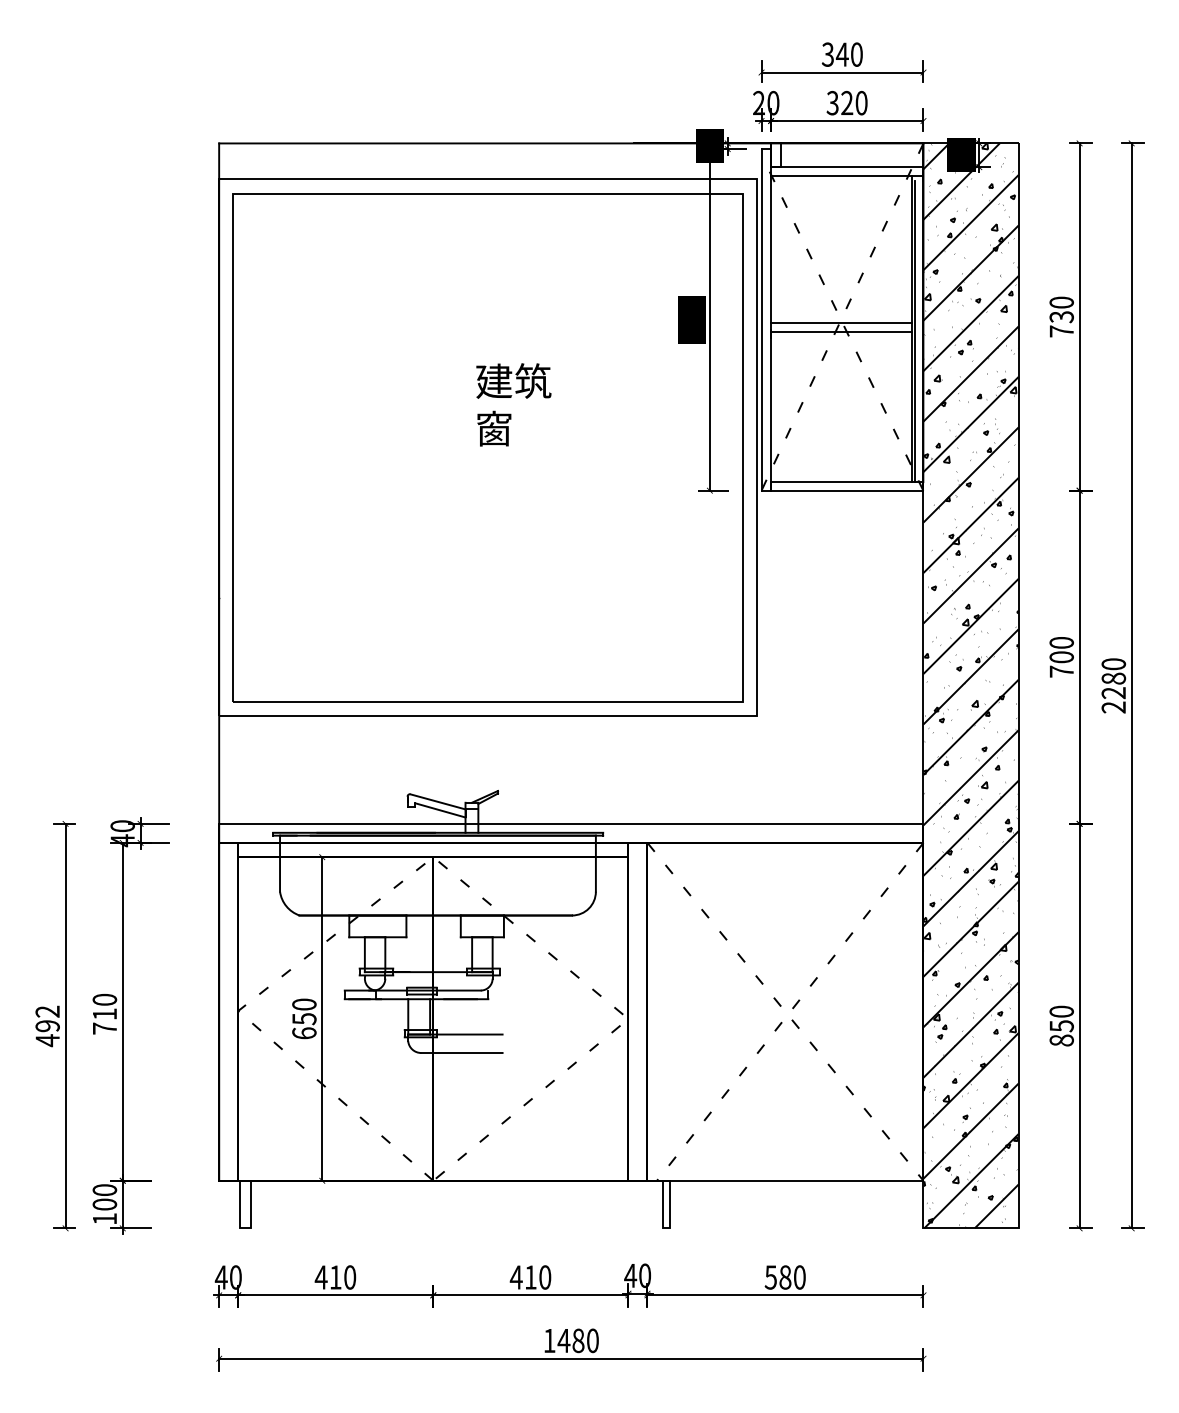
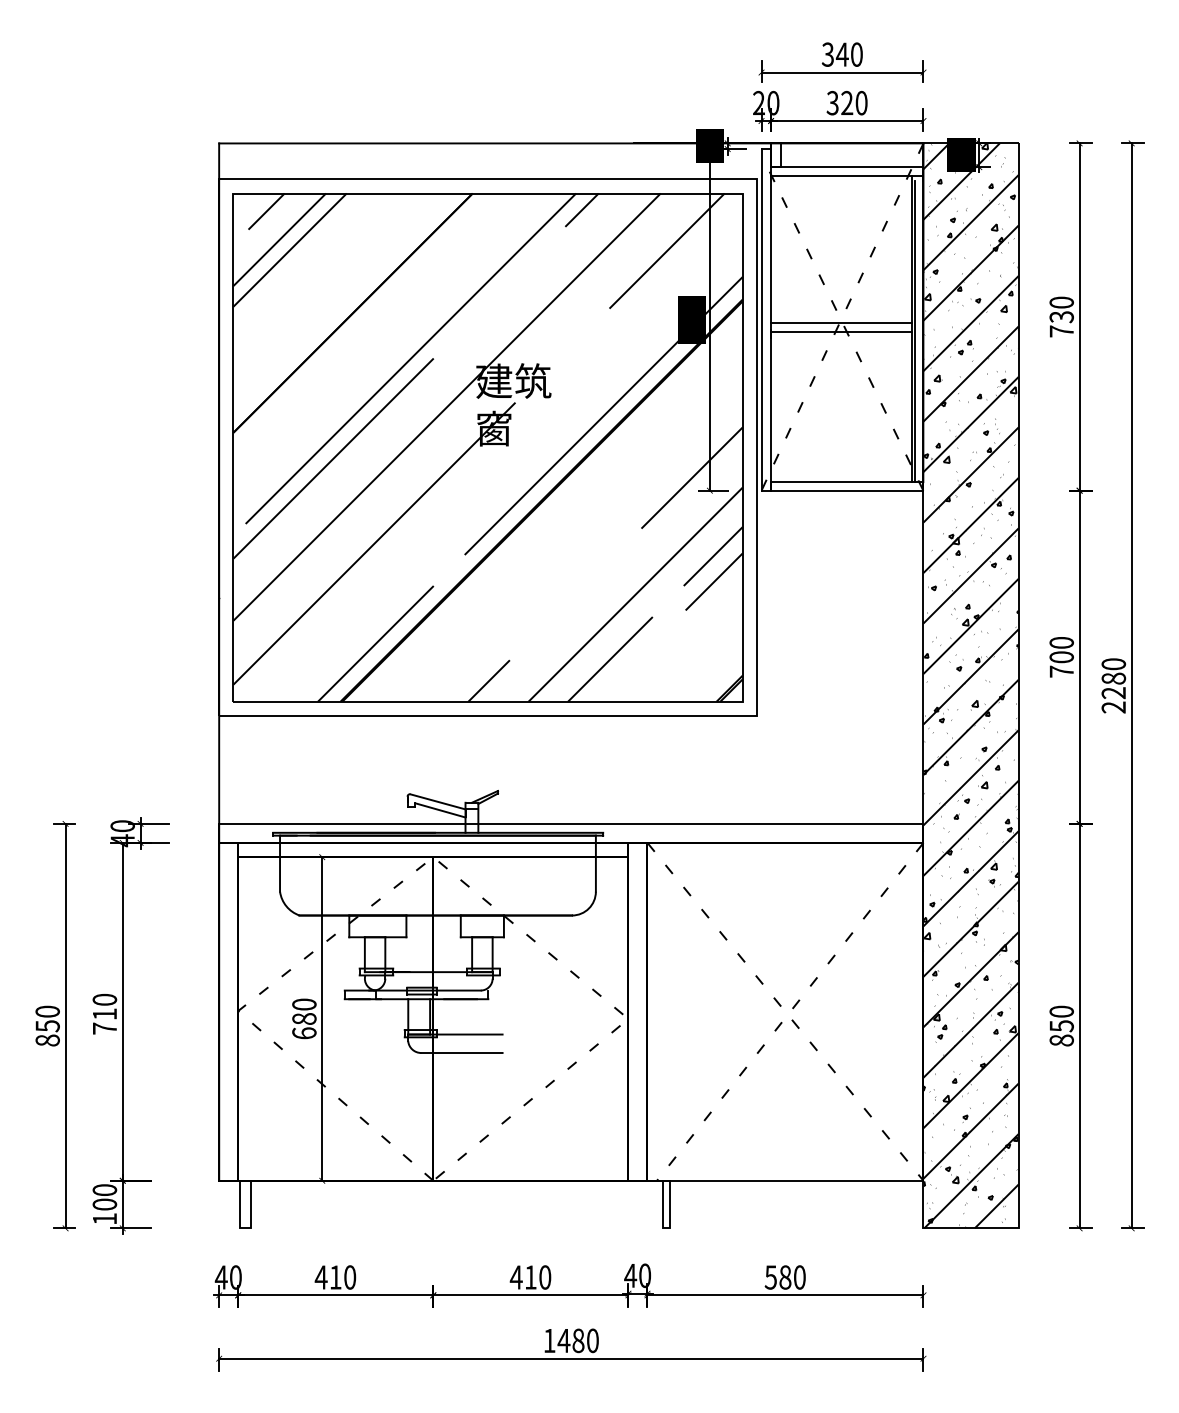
hatch: none -> present (487, 447)
text: 650 -> 680 (304, 1019)
text: 492 -> 850 (47, 1026)
